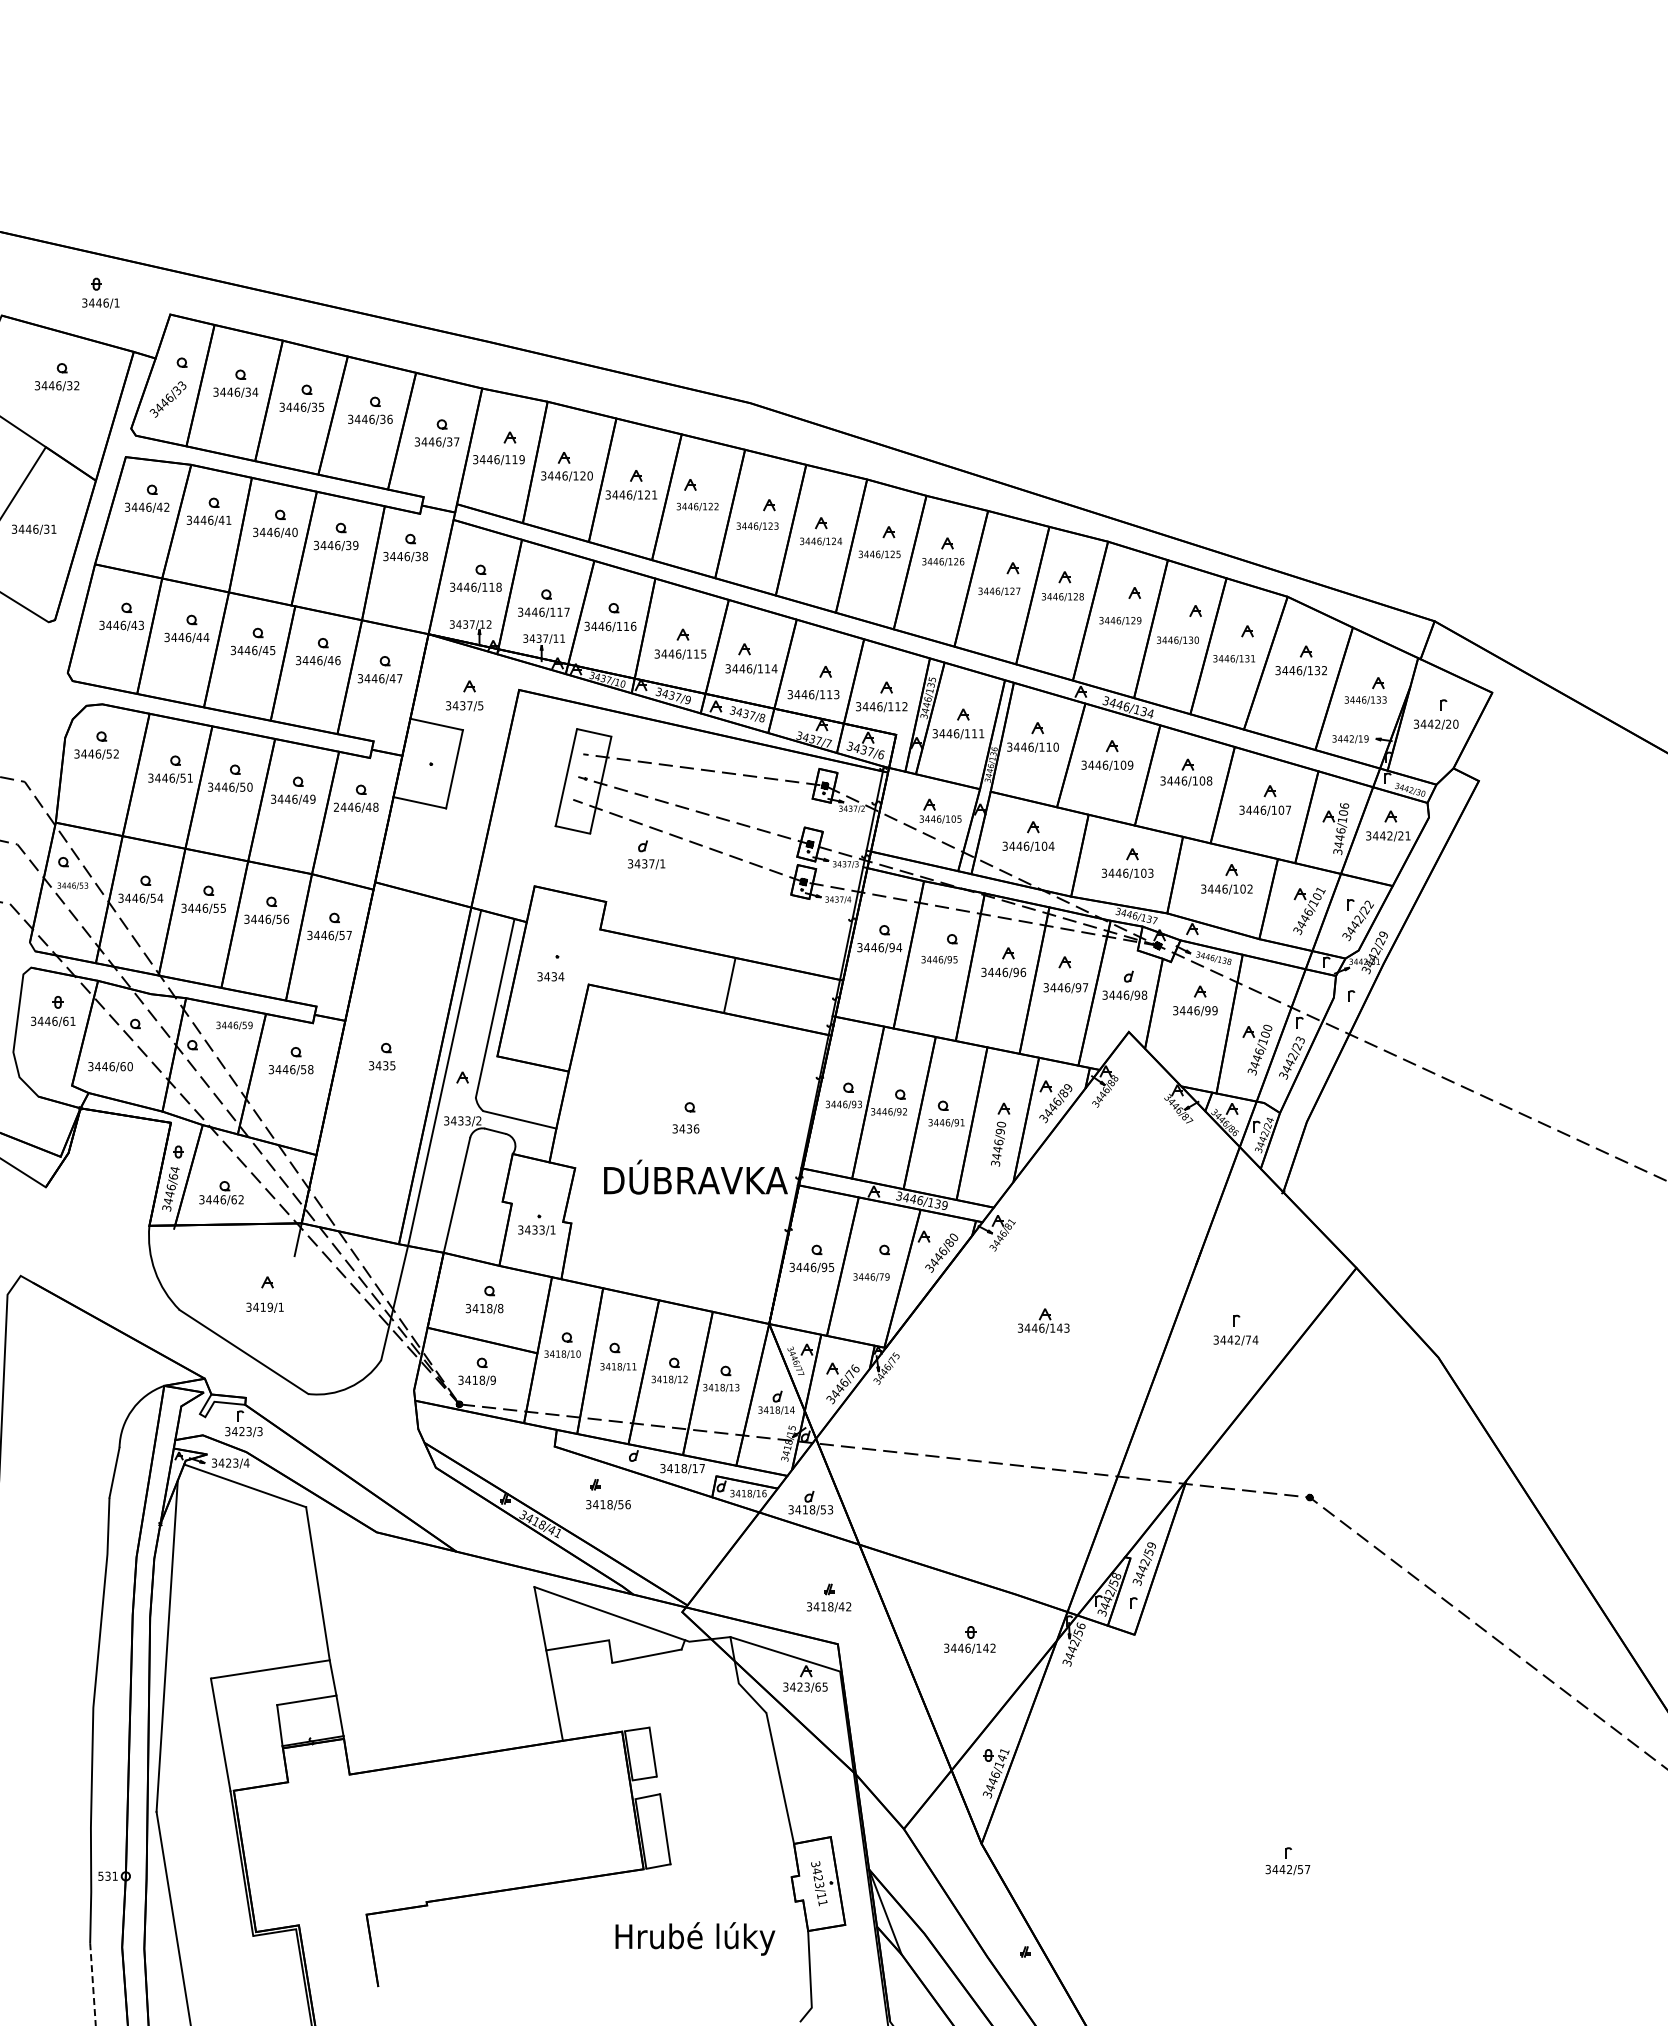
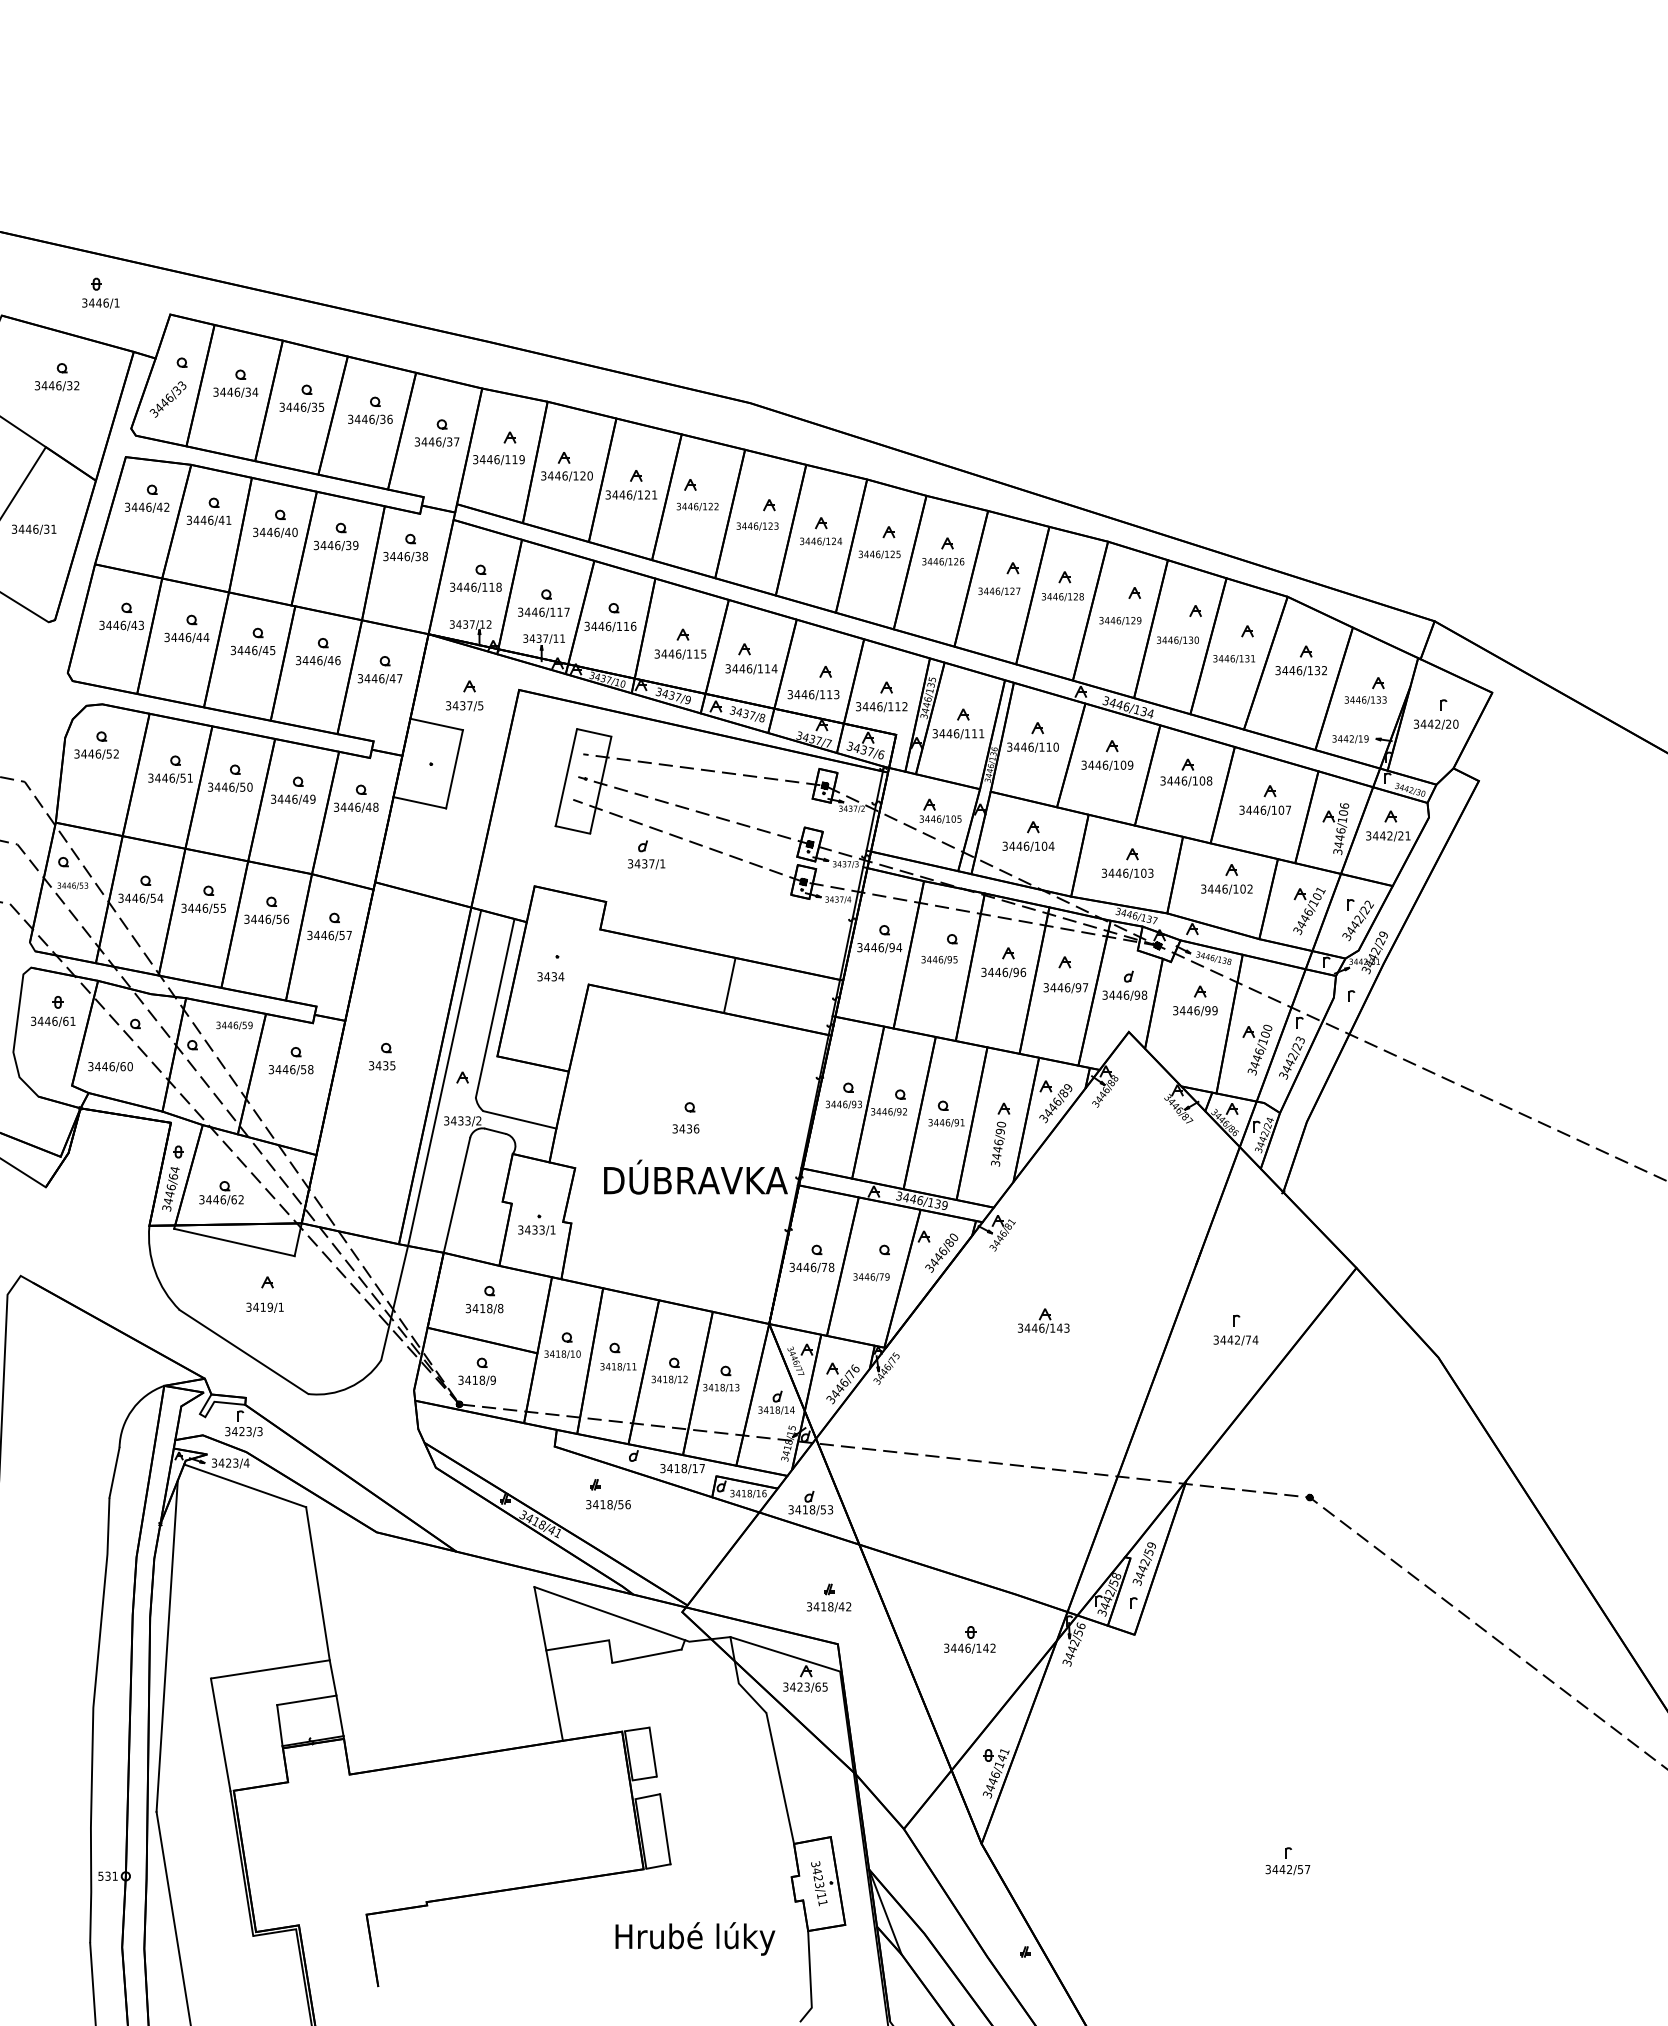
text: 2446/48 -> 3446/48 (336, 807)
line: none -> present (234, 1242)
text: 3446/95 -> 3446/78 (827, 1267)
line: dashed -> solid (93, 1984)
